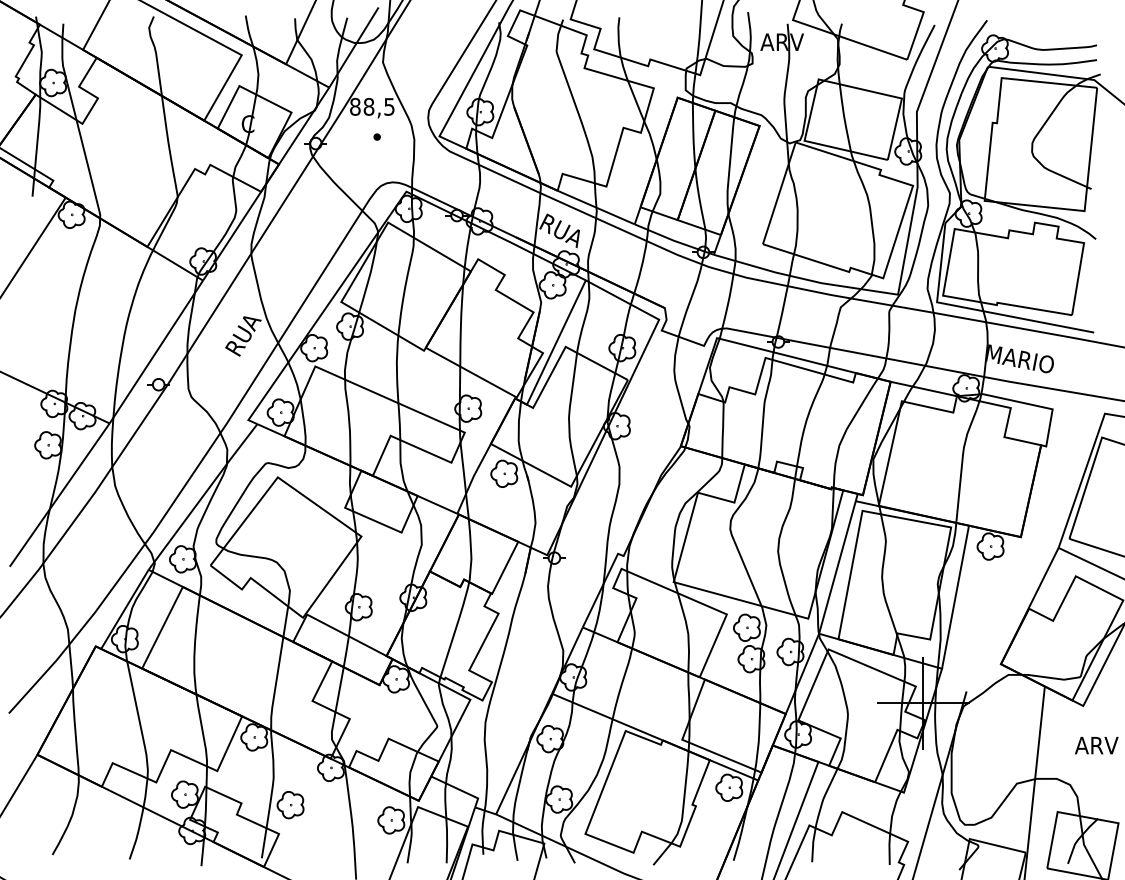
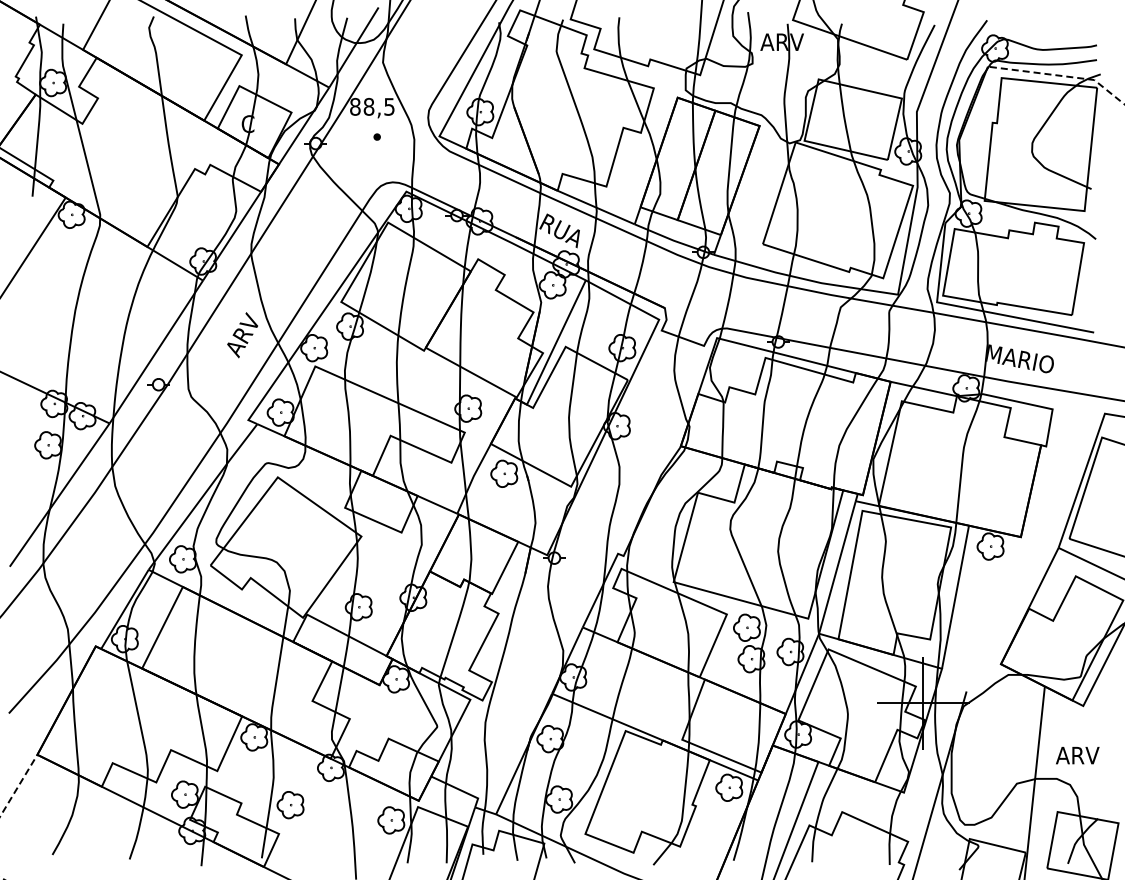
line: solid -> dashed (1060, 75)
text: RUA -> ARV (243, 335)
text position: (1096, 745) -> (1077, 755) (1077, 755)
line: solid -> dashed (17, 787)
